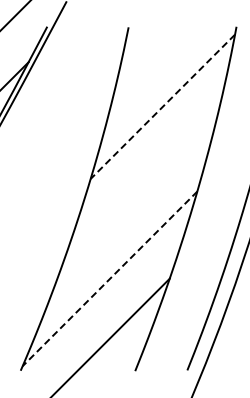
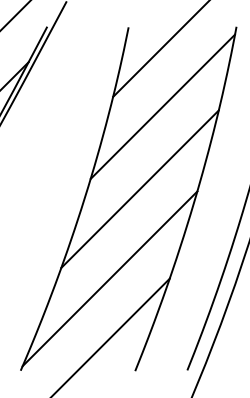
line: none -> present (160, 49)
line: dashed -> solid (162, 106)
line: none -> present (139, 189)
line: dashed -> solid (110, 278)
